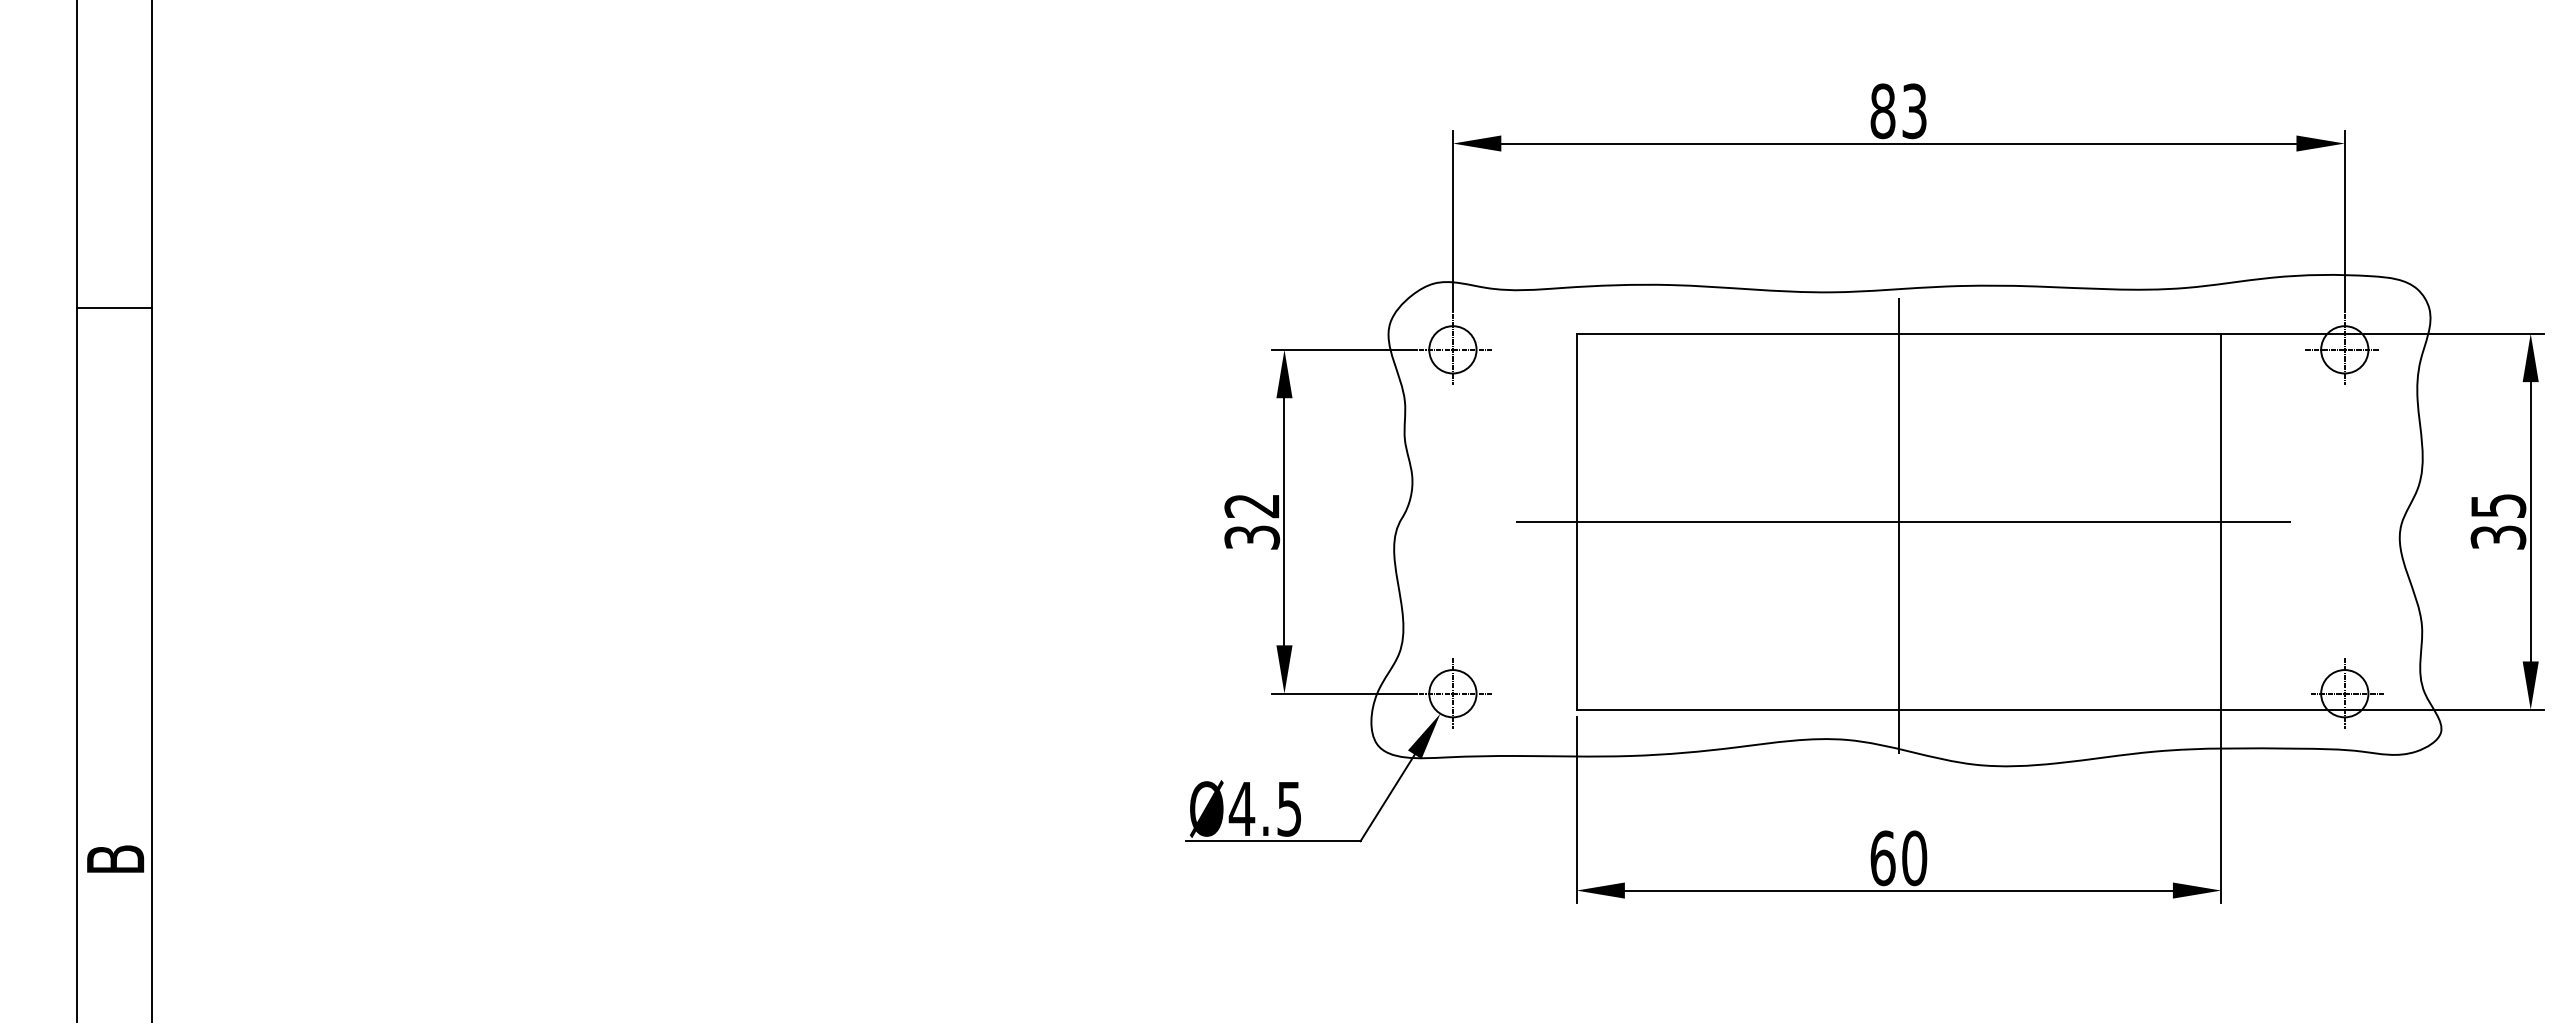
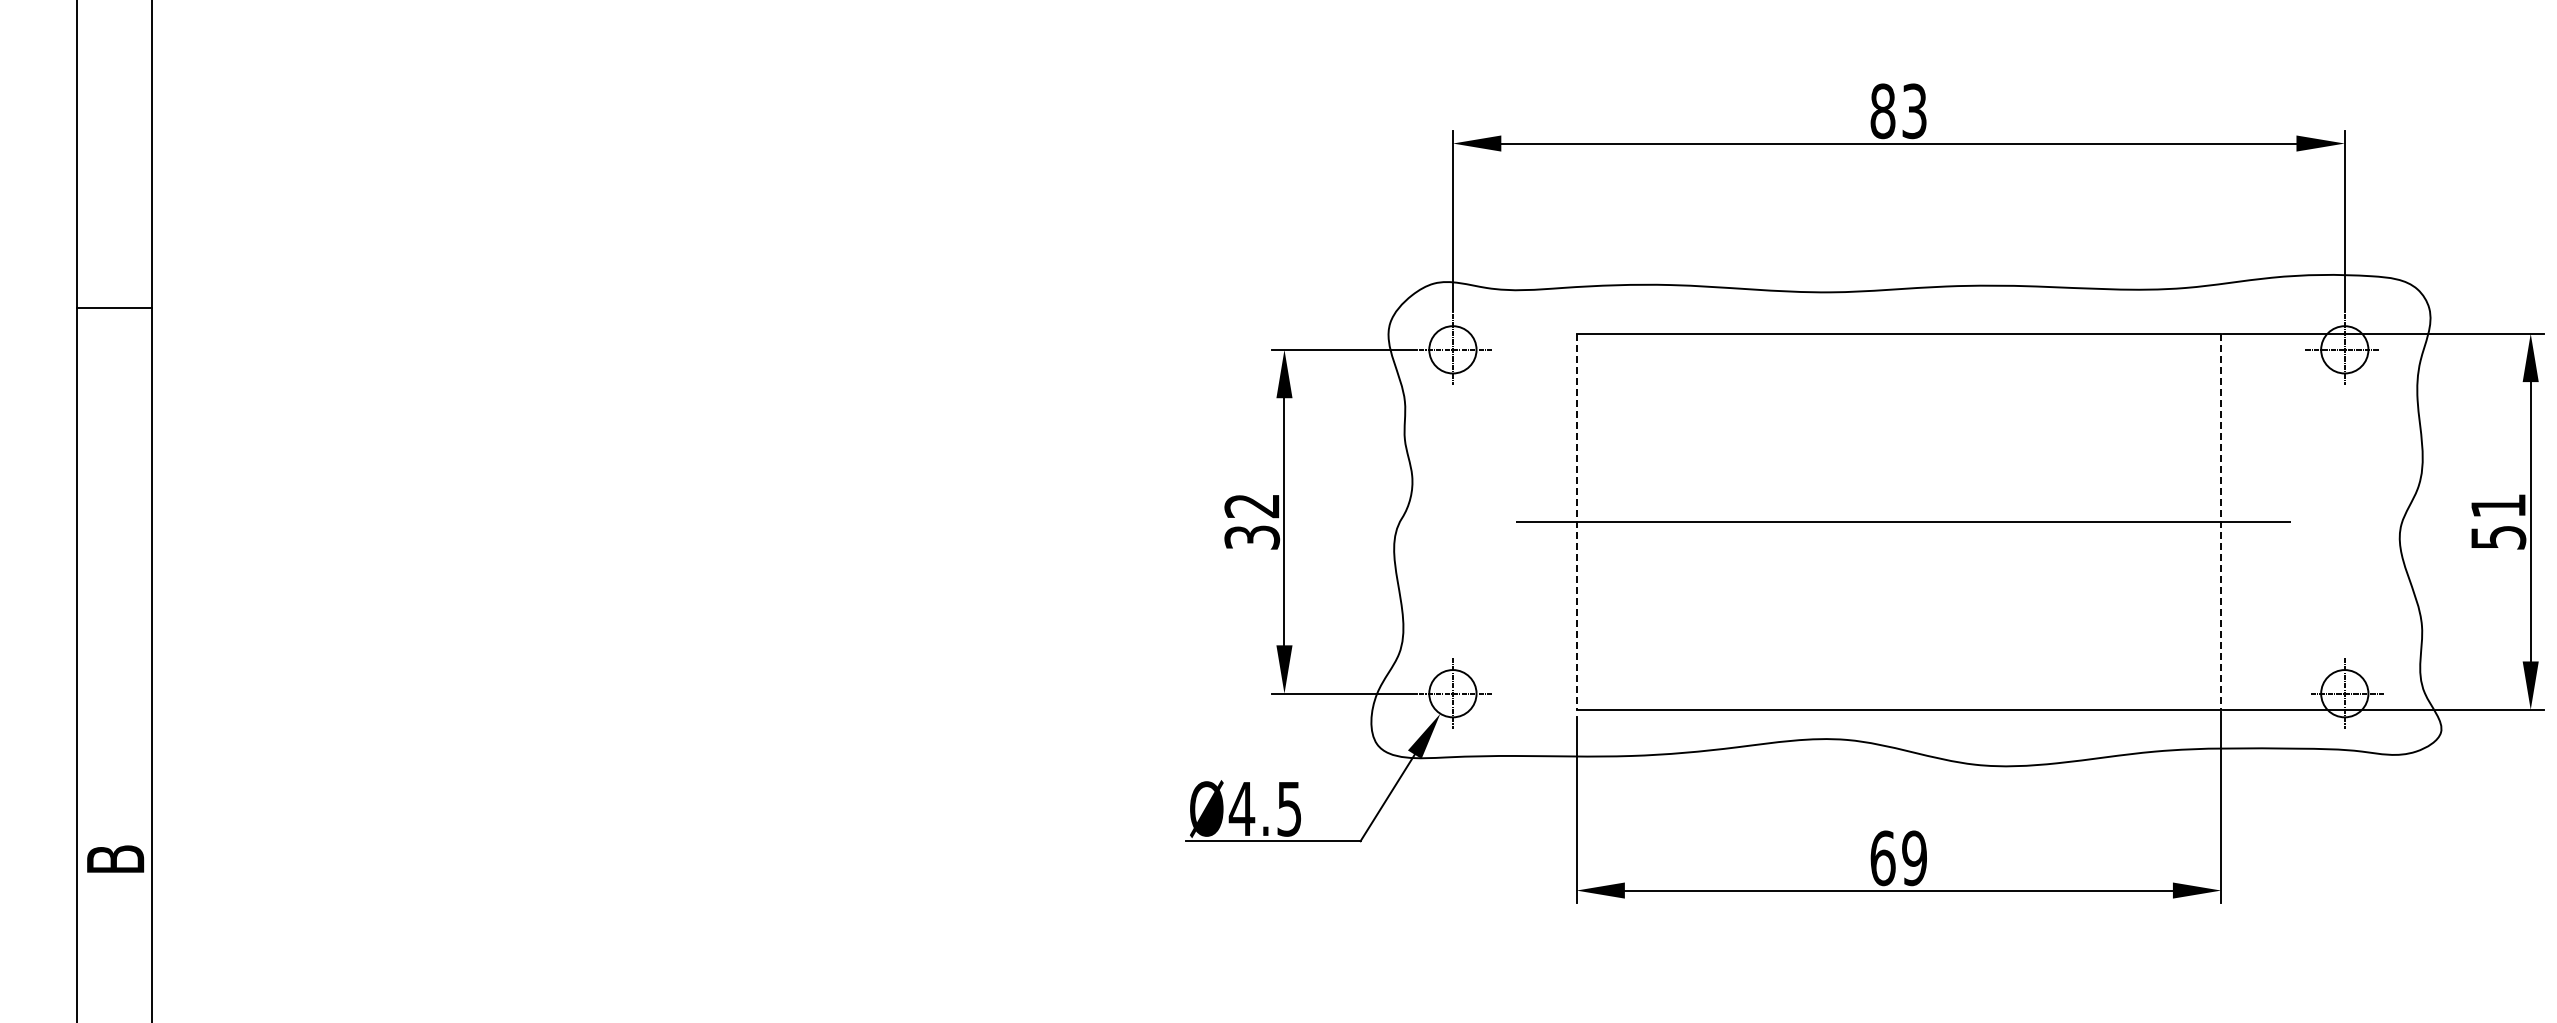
text: 35 -> 51 (2498, 521)
line: solid -> dashed (1576, 522)
line: solid -> dashed (2221, 522)
line: present -> none (1898, 525)
text: 60 -> 69 (1914, 858)
